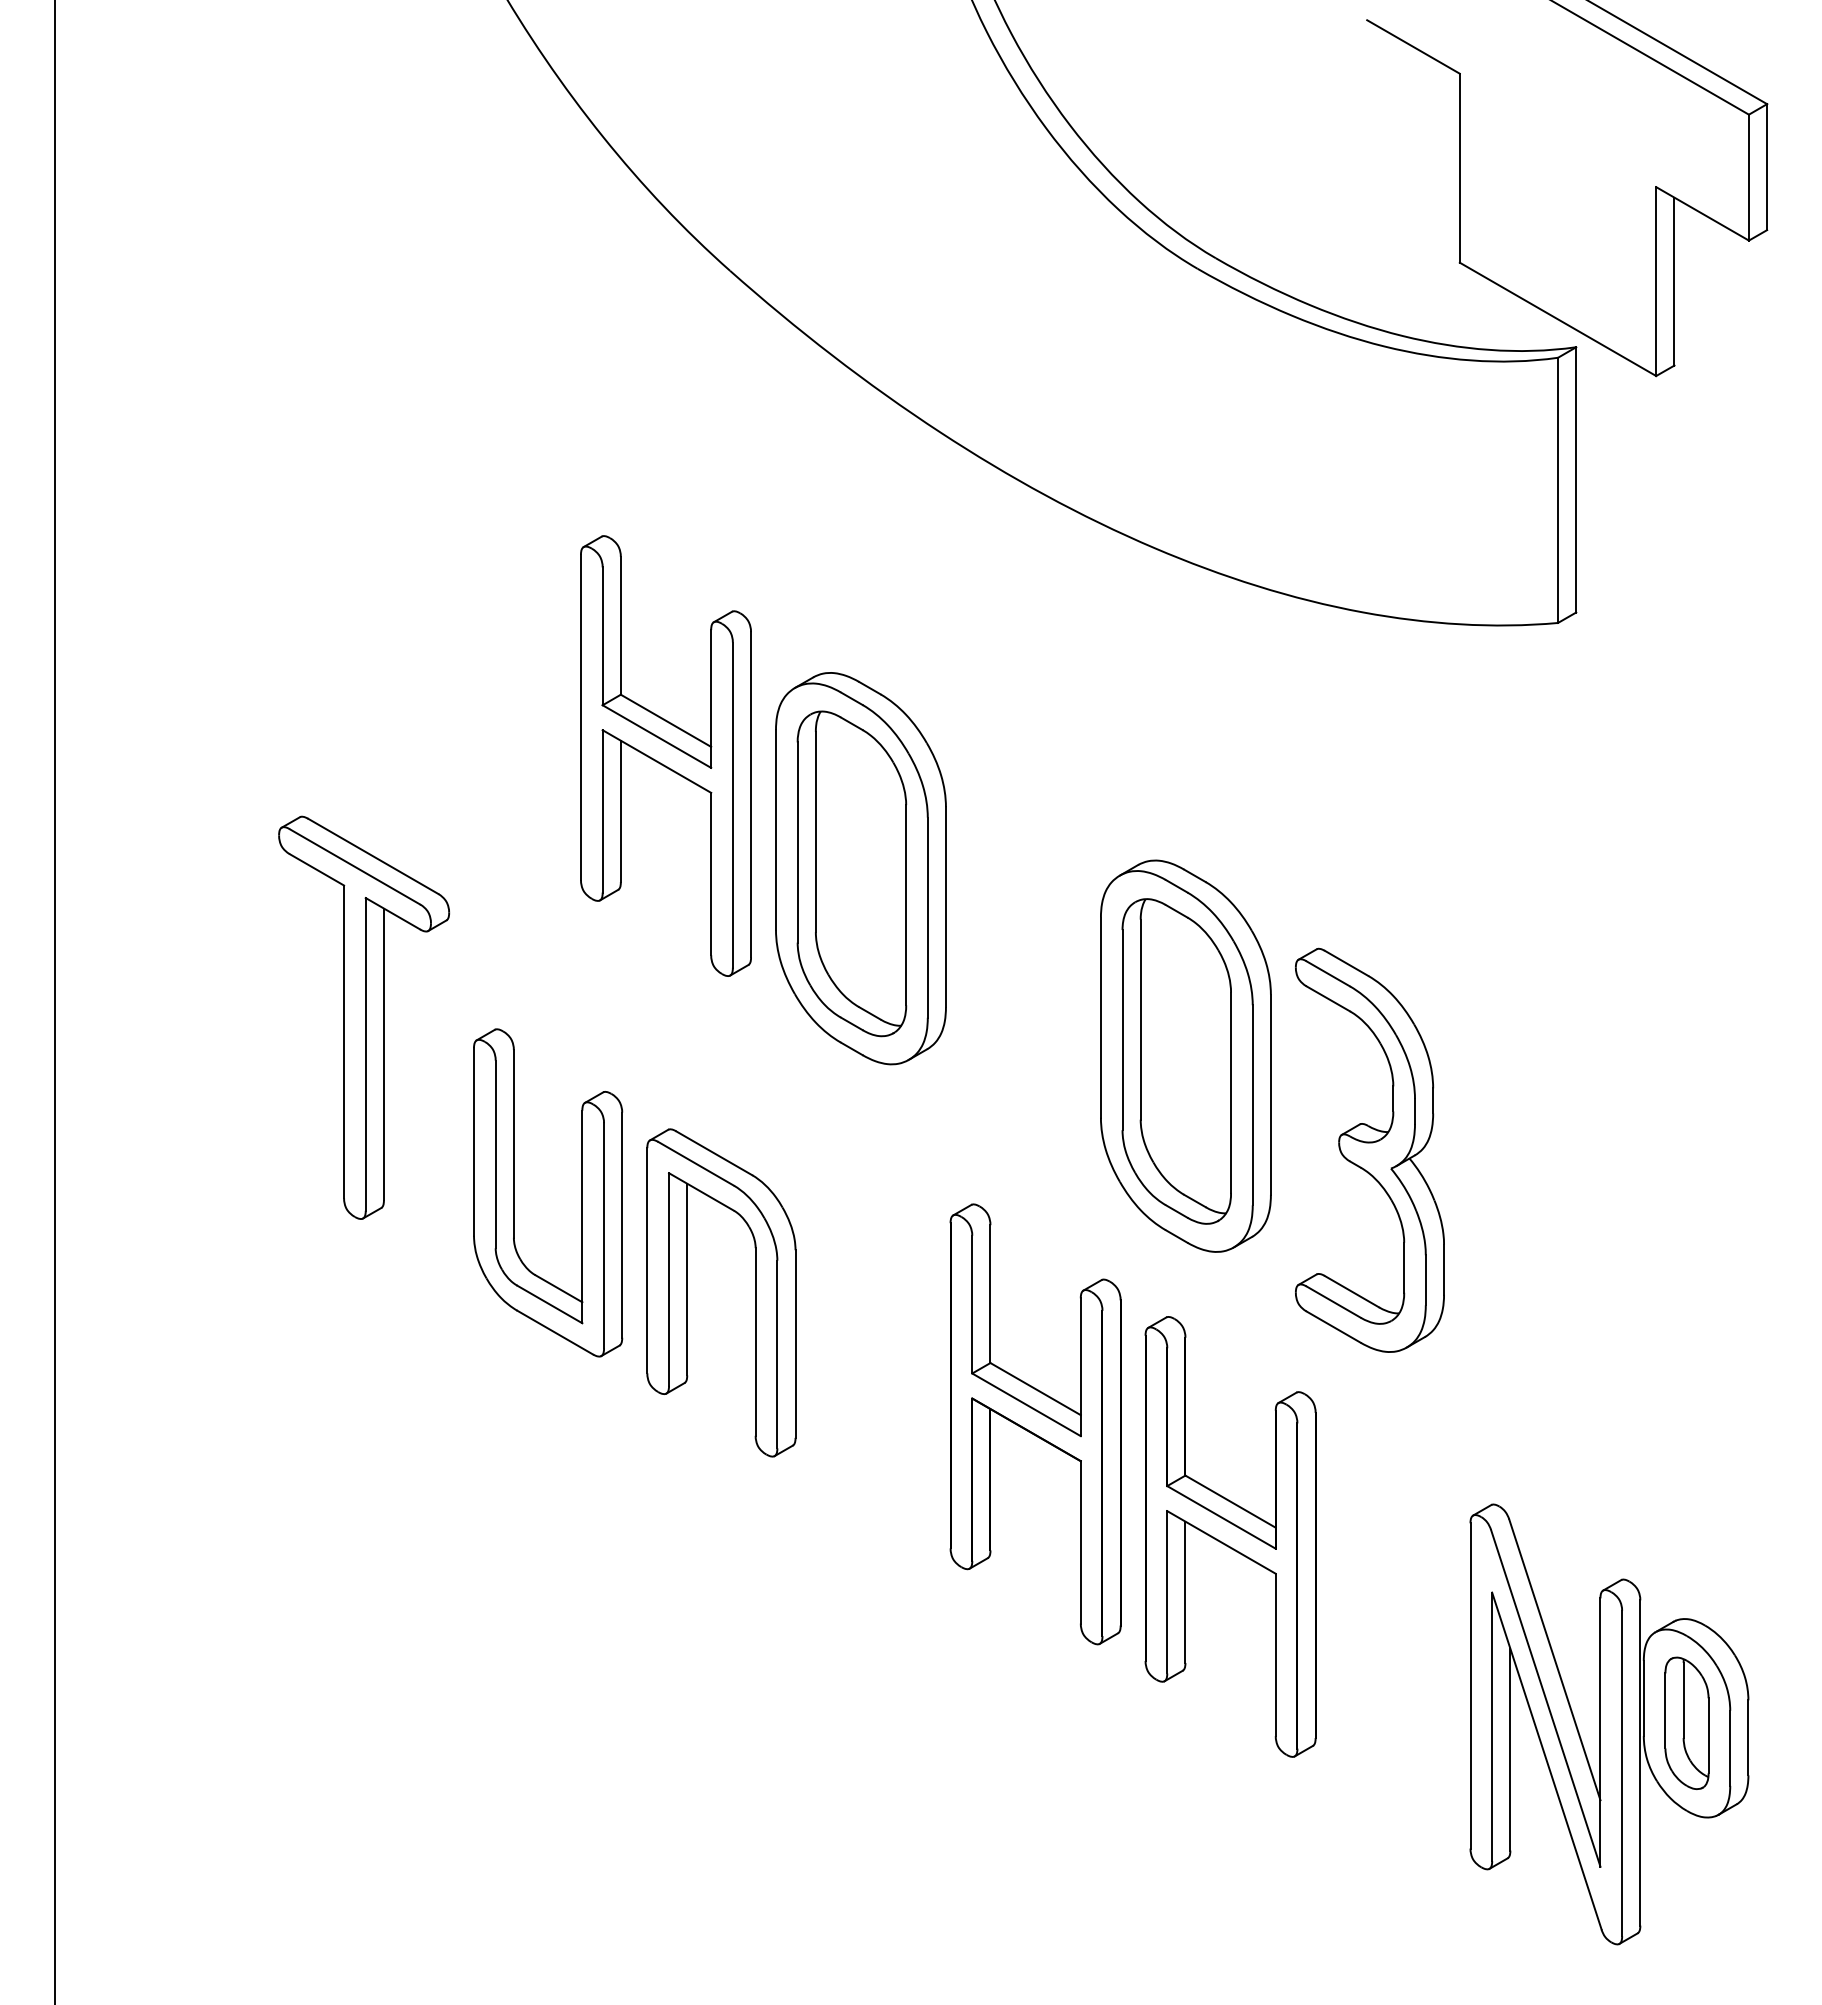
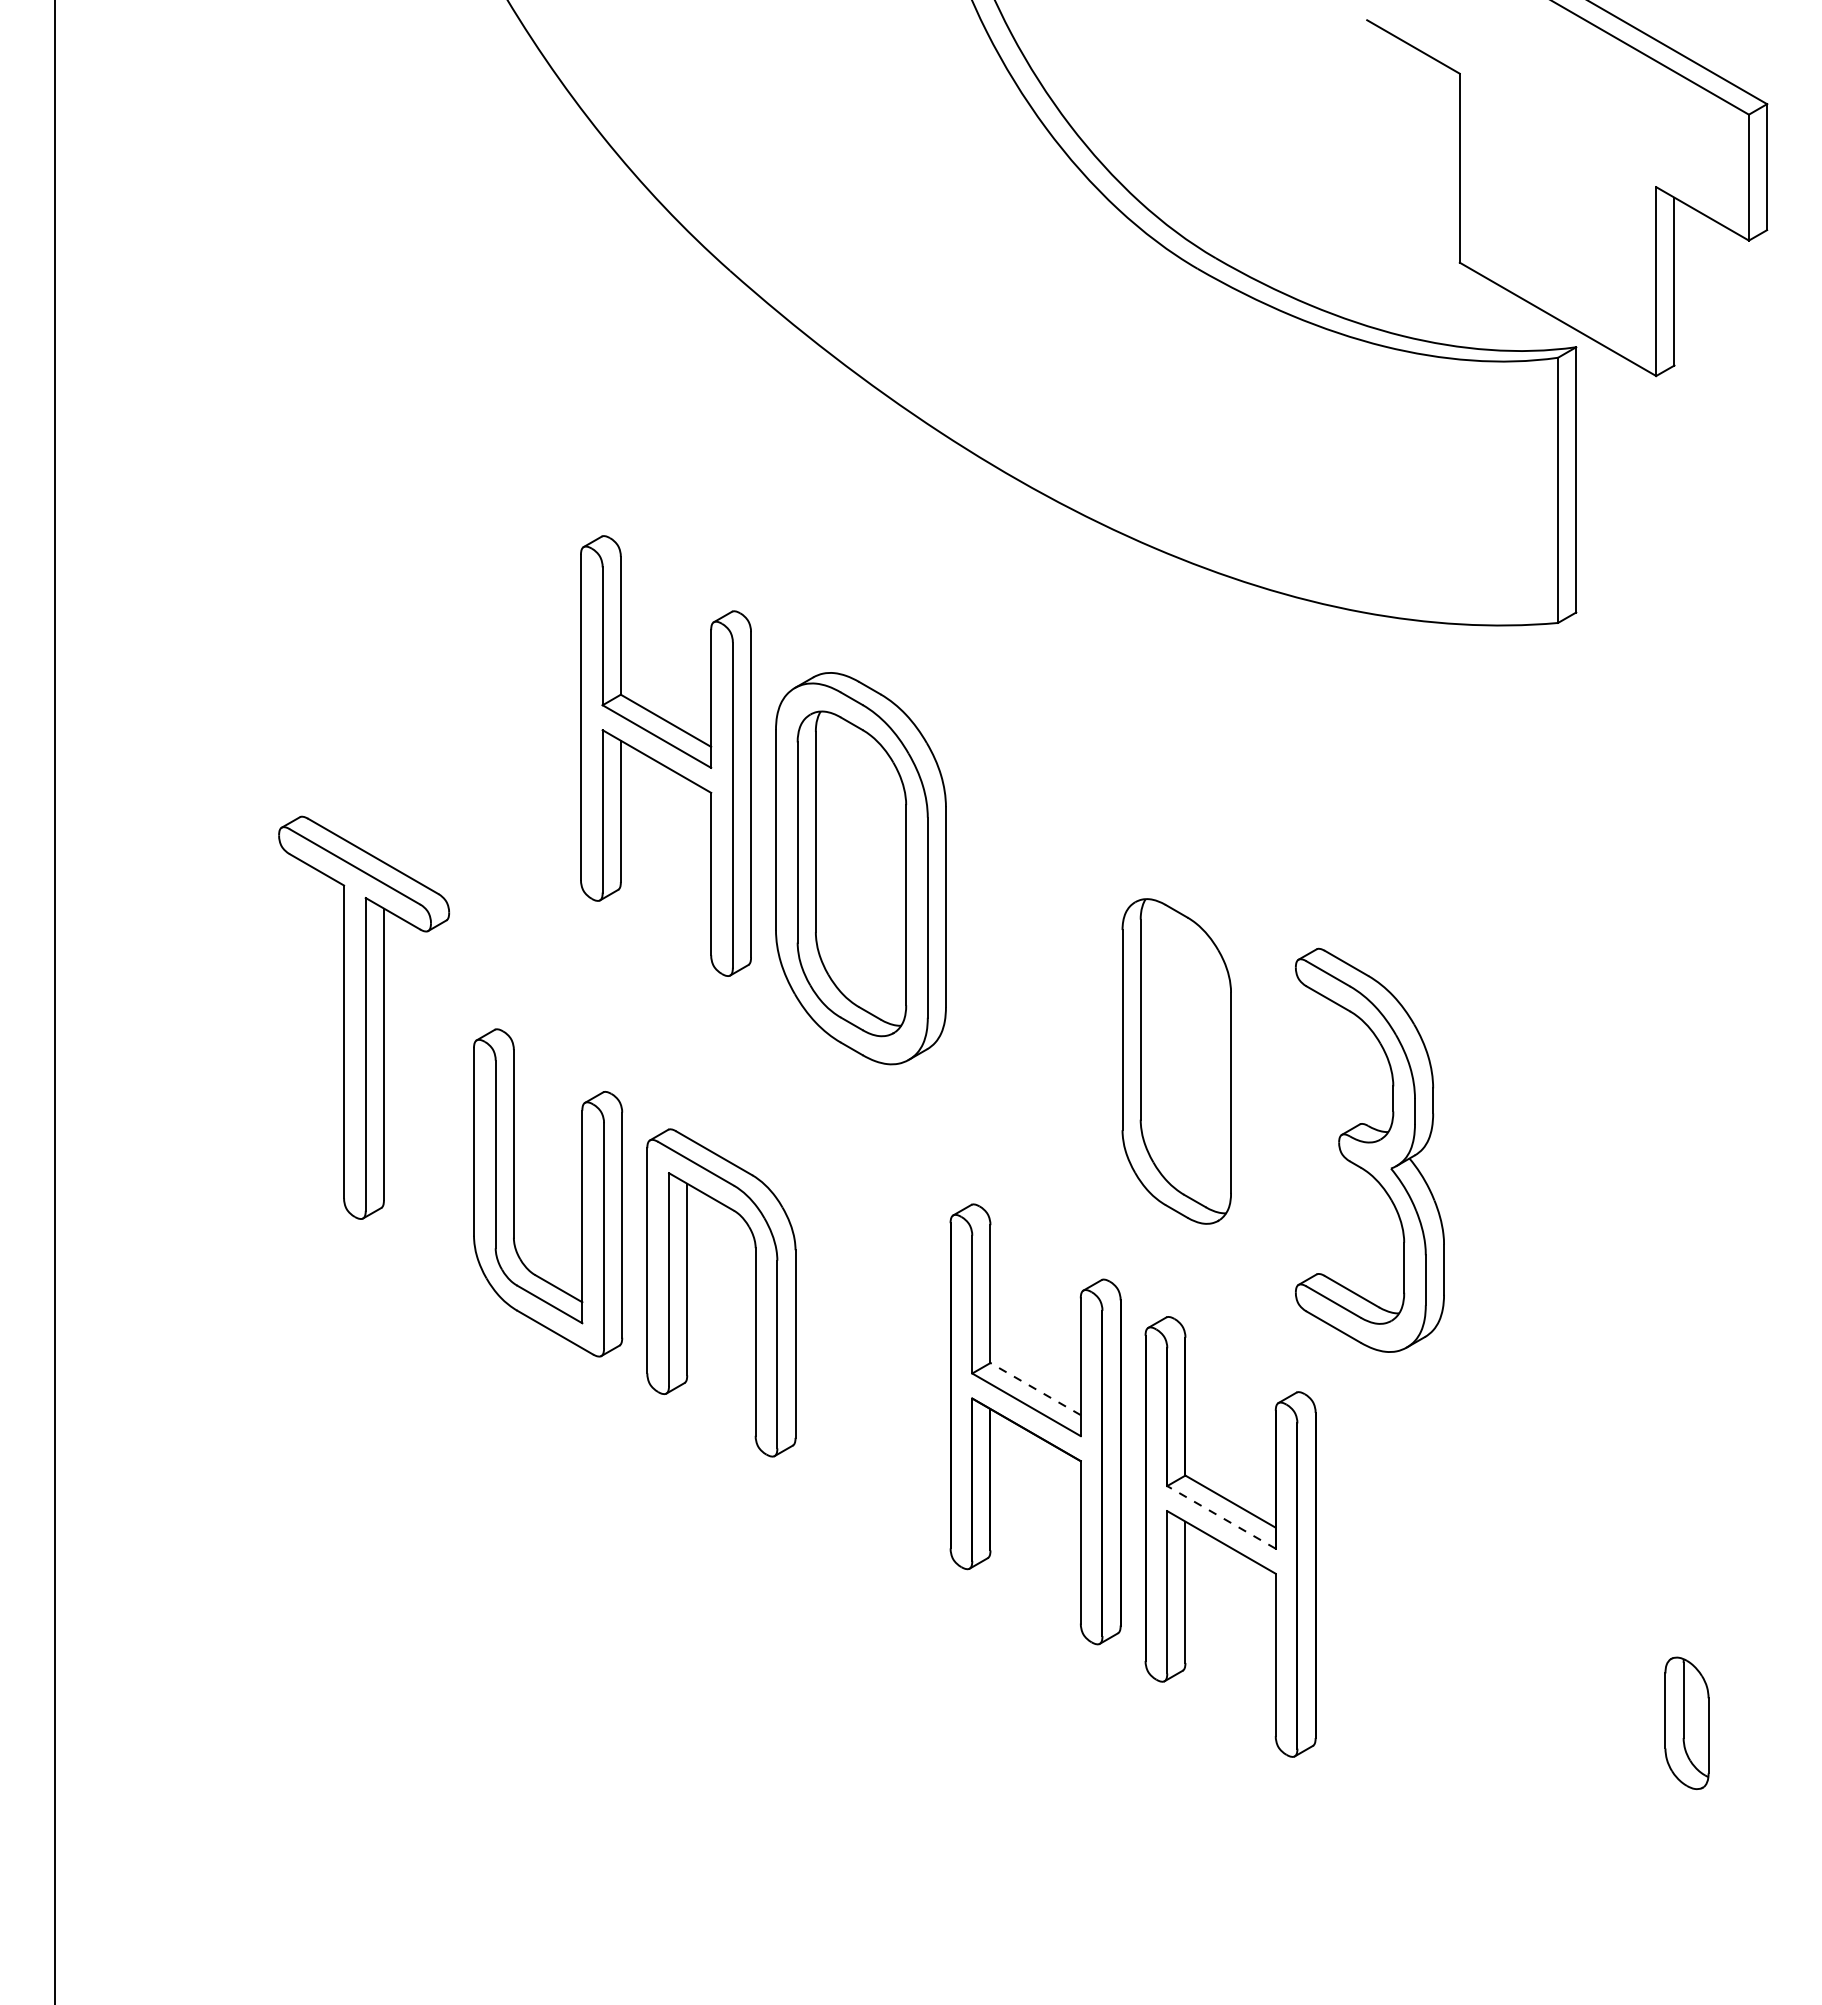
part: present -> none (1185, 1055)
line: solid -> dashed (1035, 1388)
line: solid -> dashed (1221, 1517)
part: present -> none (1609, 1724)
